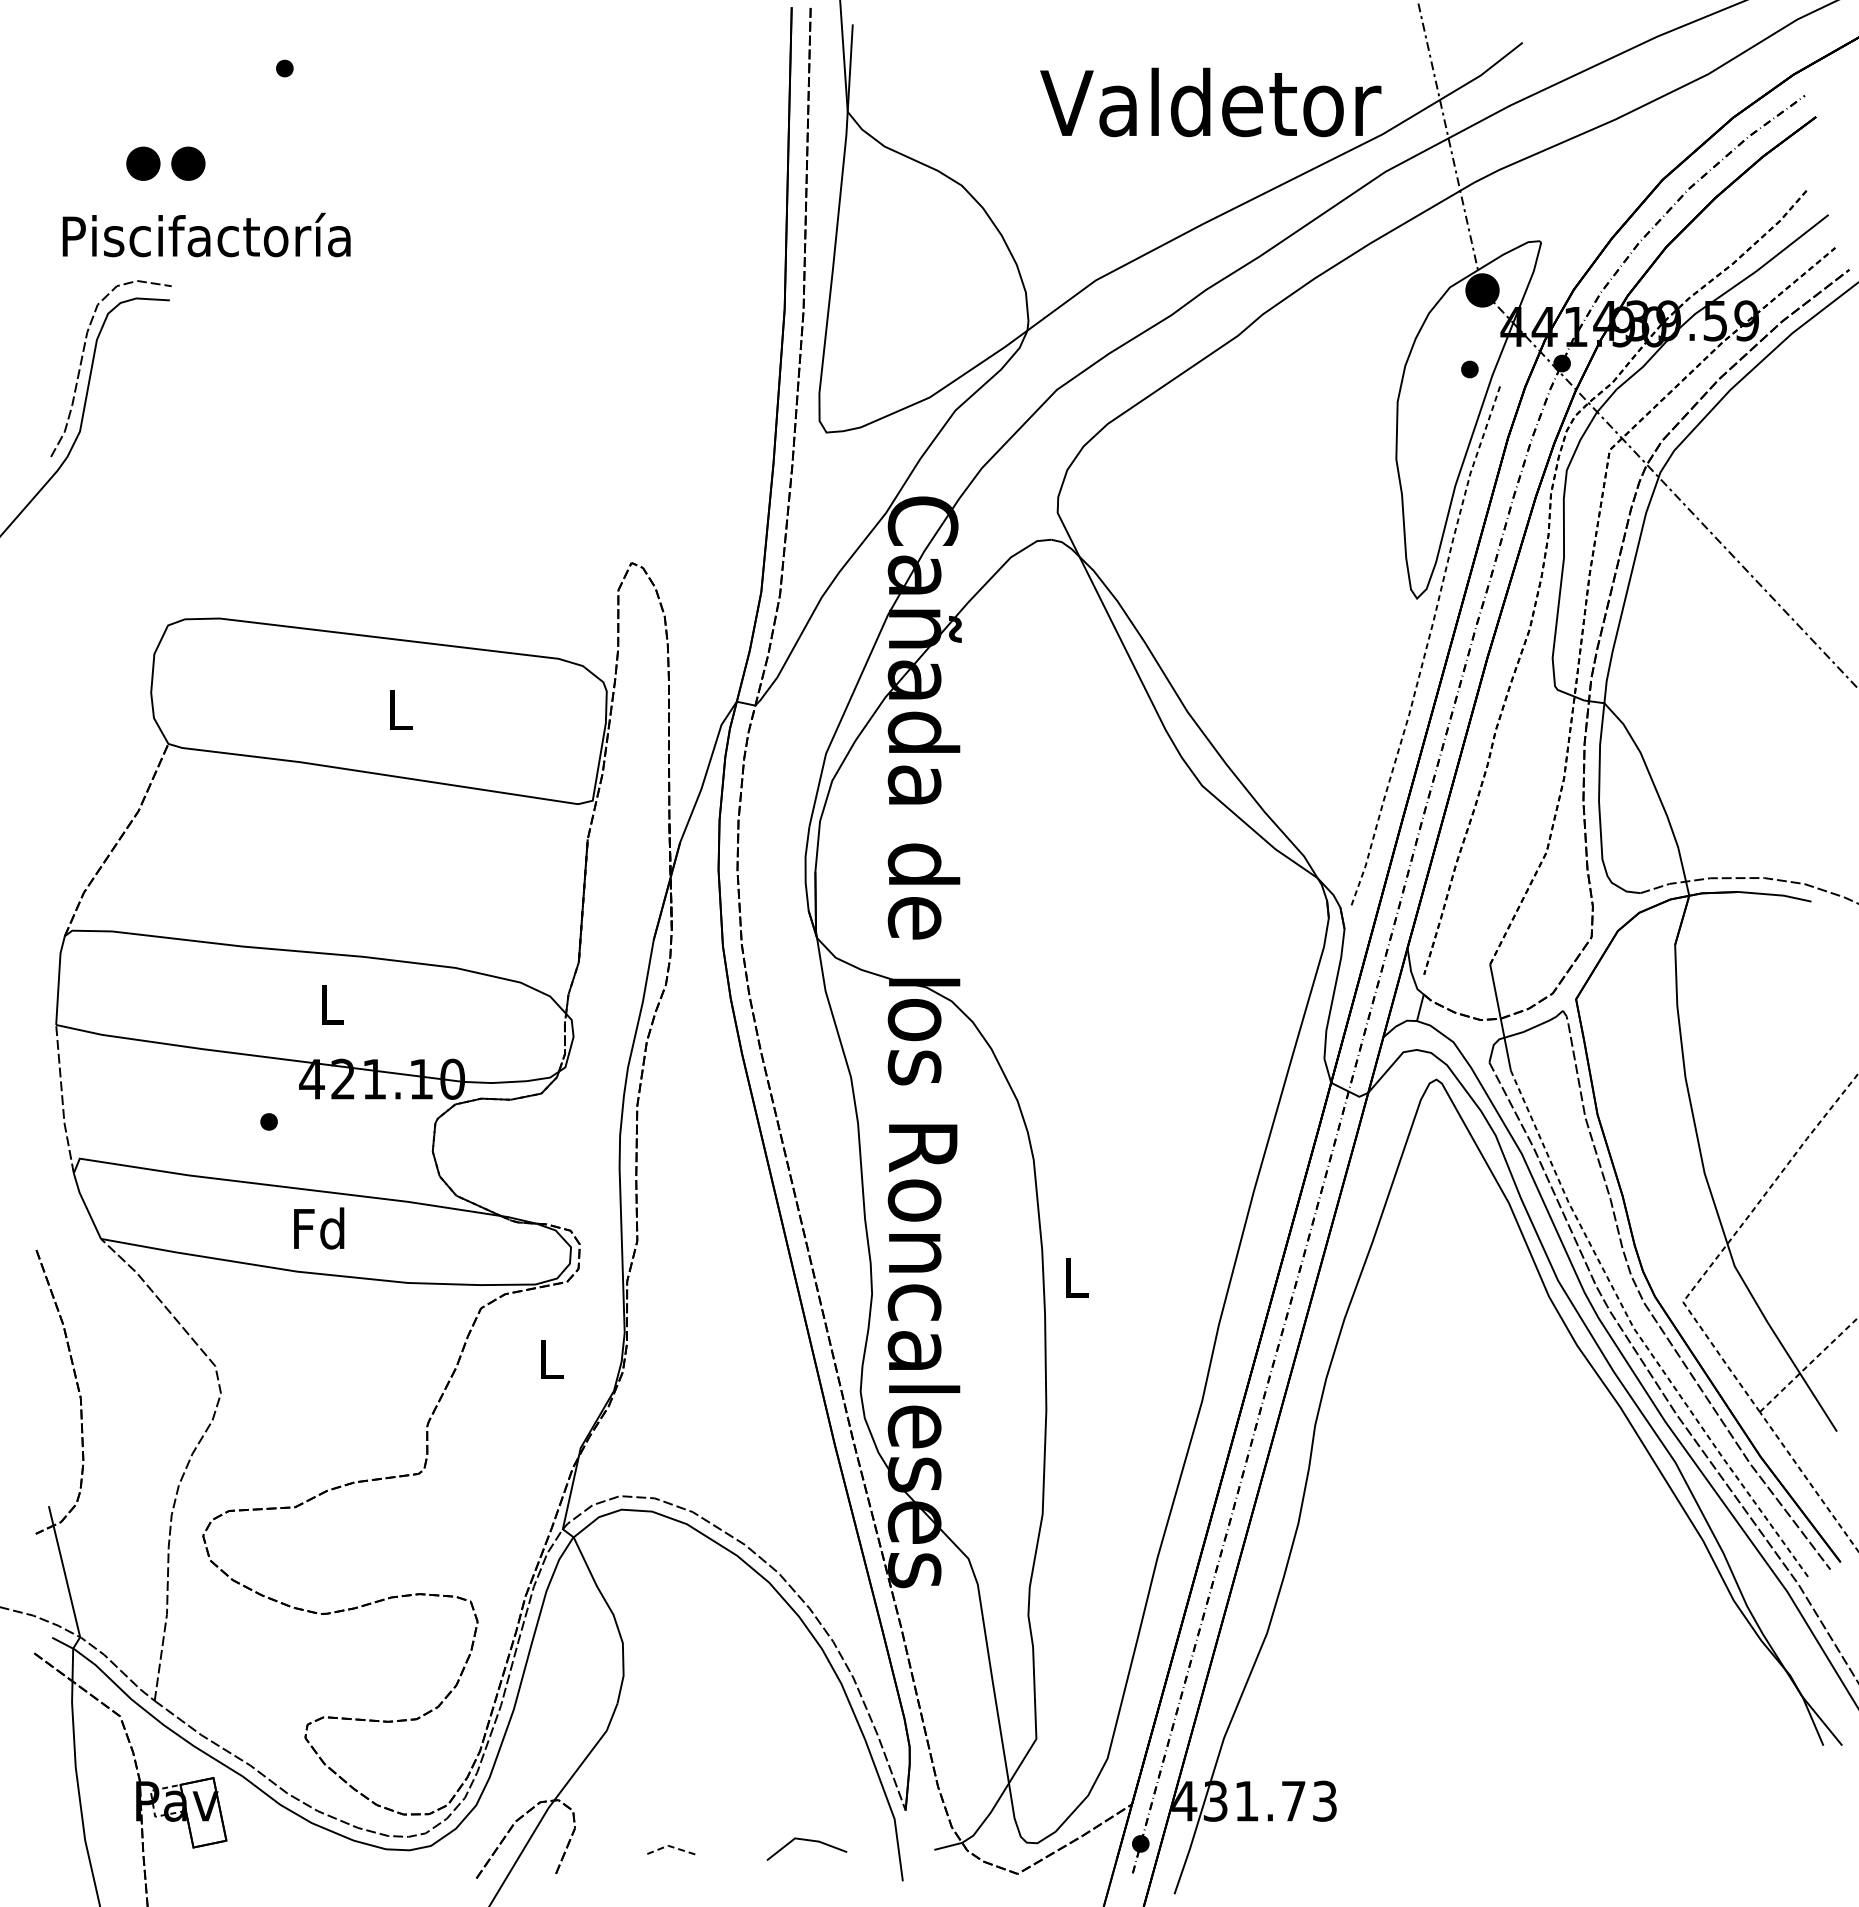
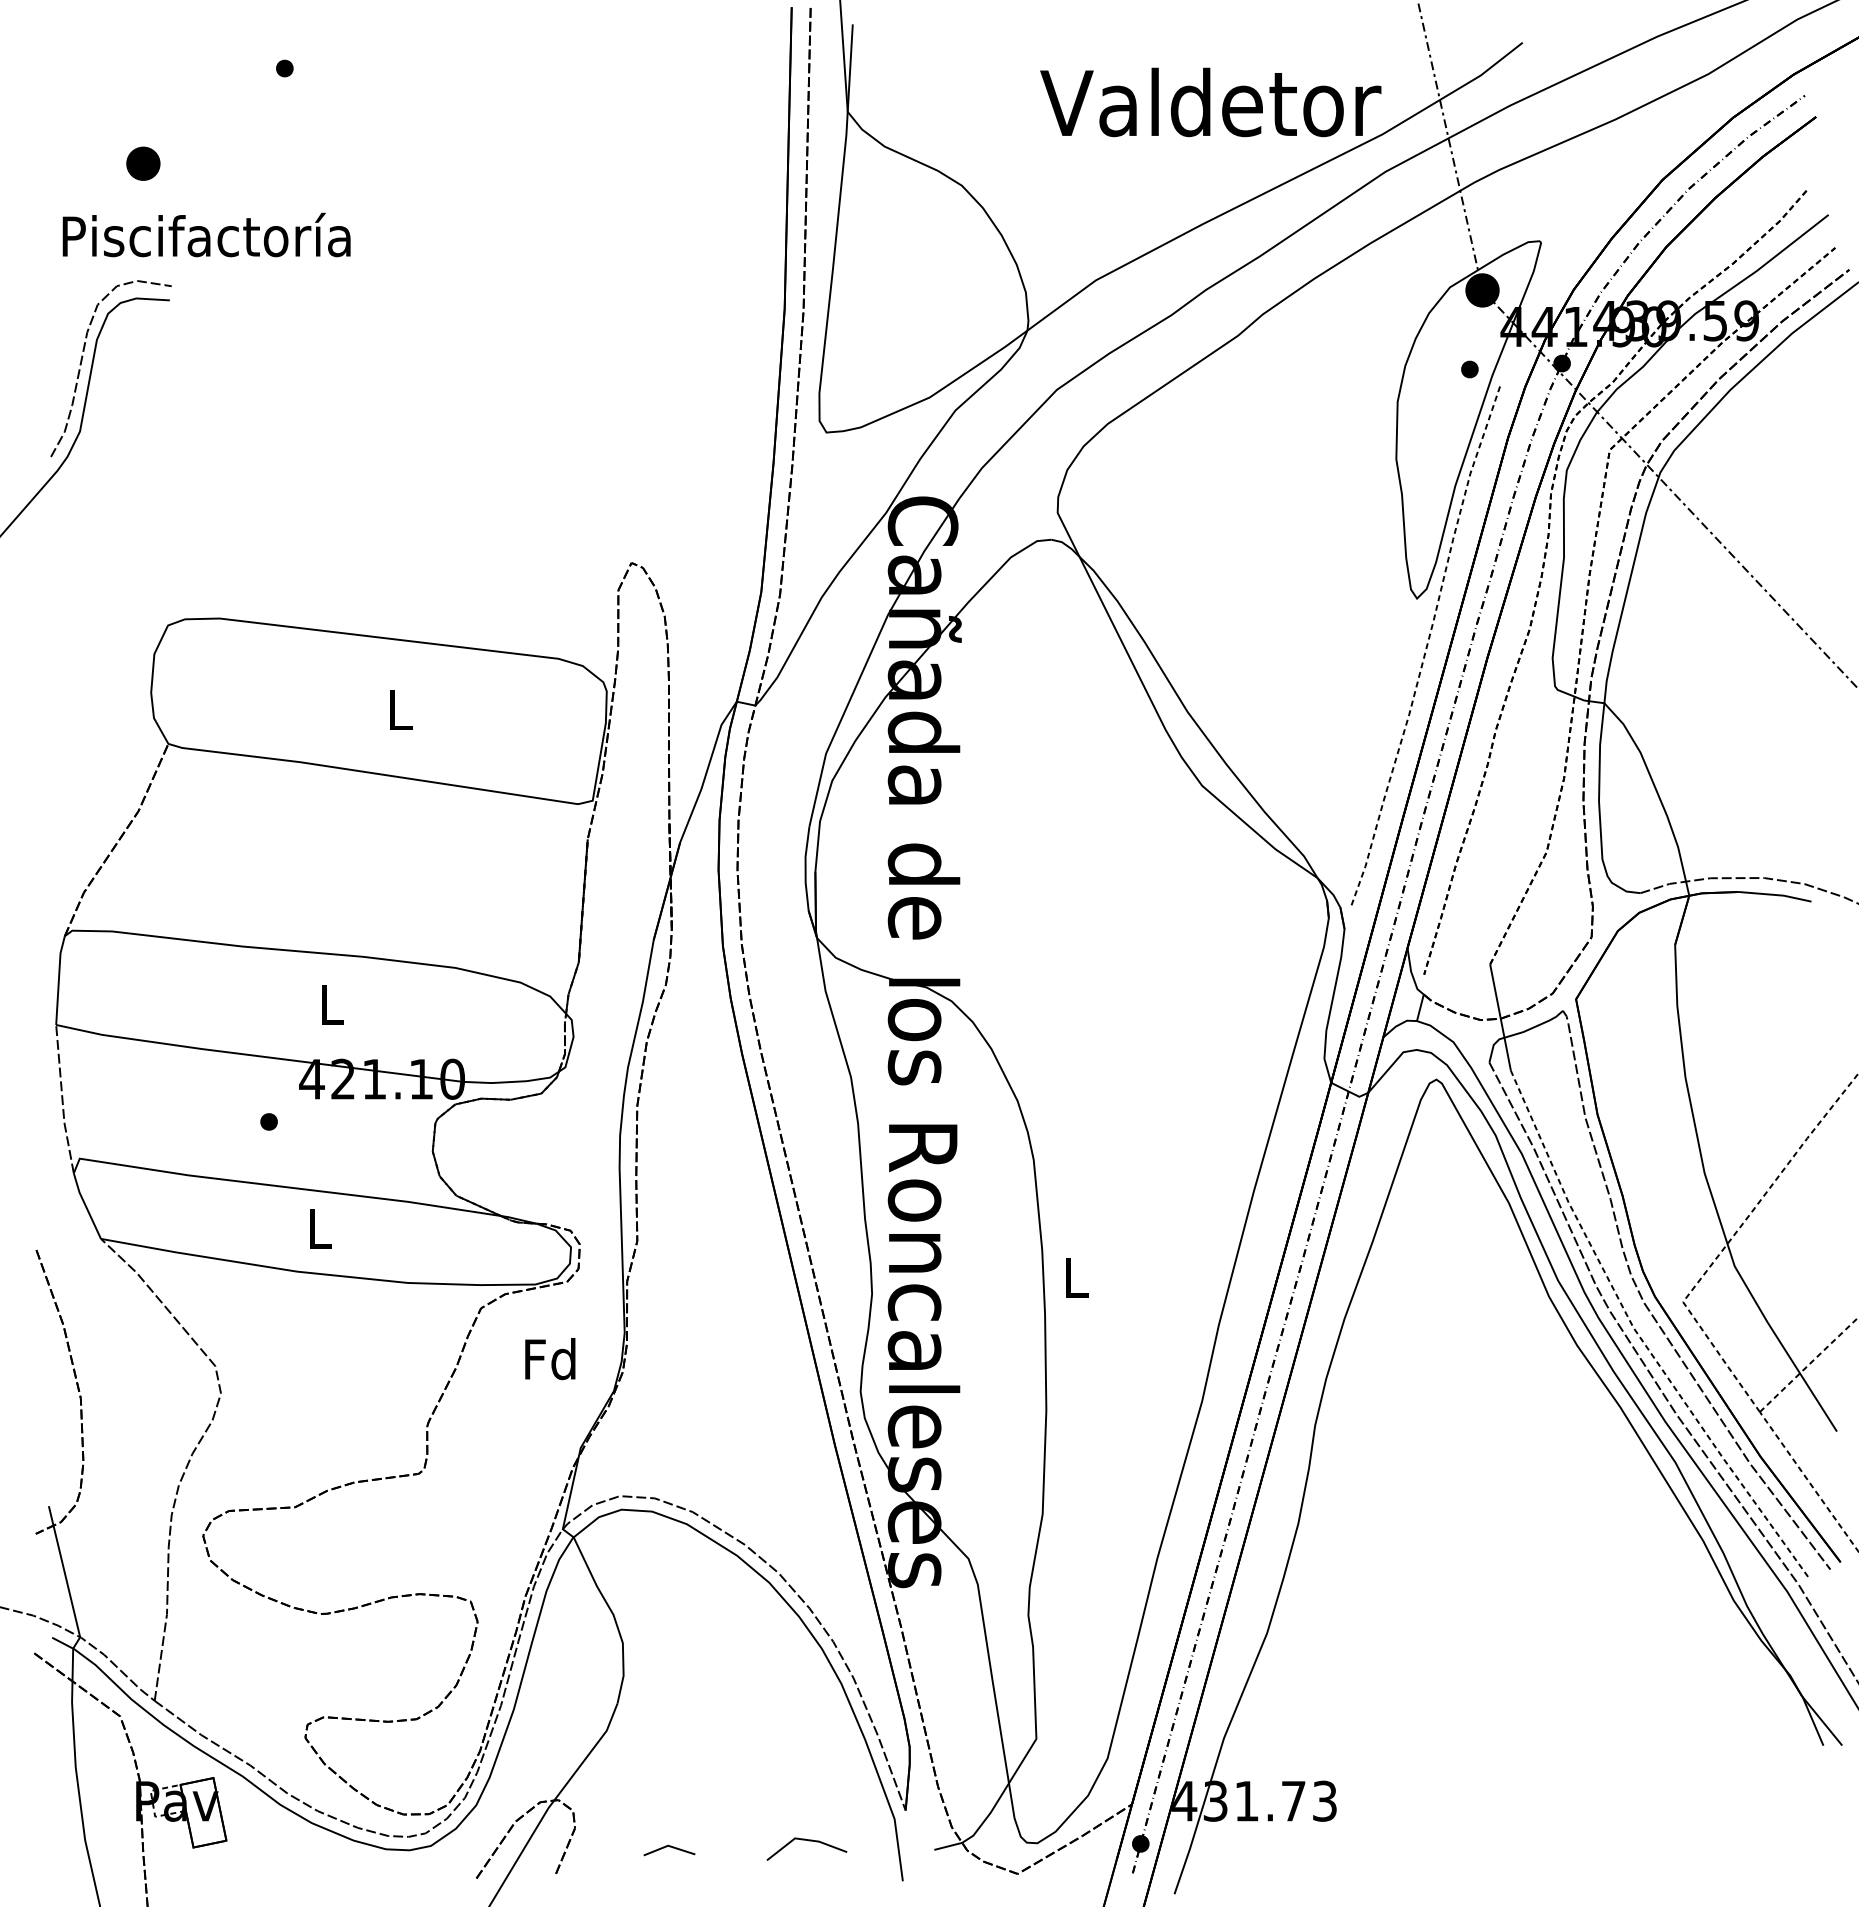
part: present -> none (188, 163)
text: Fd -> L (319, 1228)
text: L -> Fd (550, 1359)
line: dashed -> solid (668, 1845)
